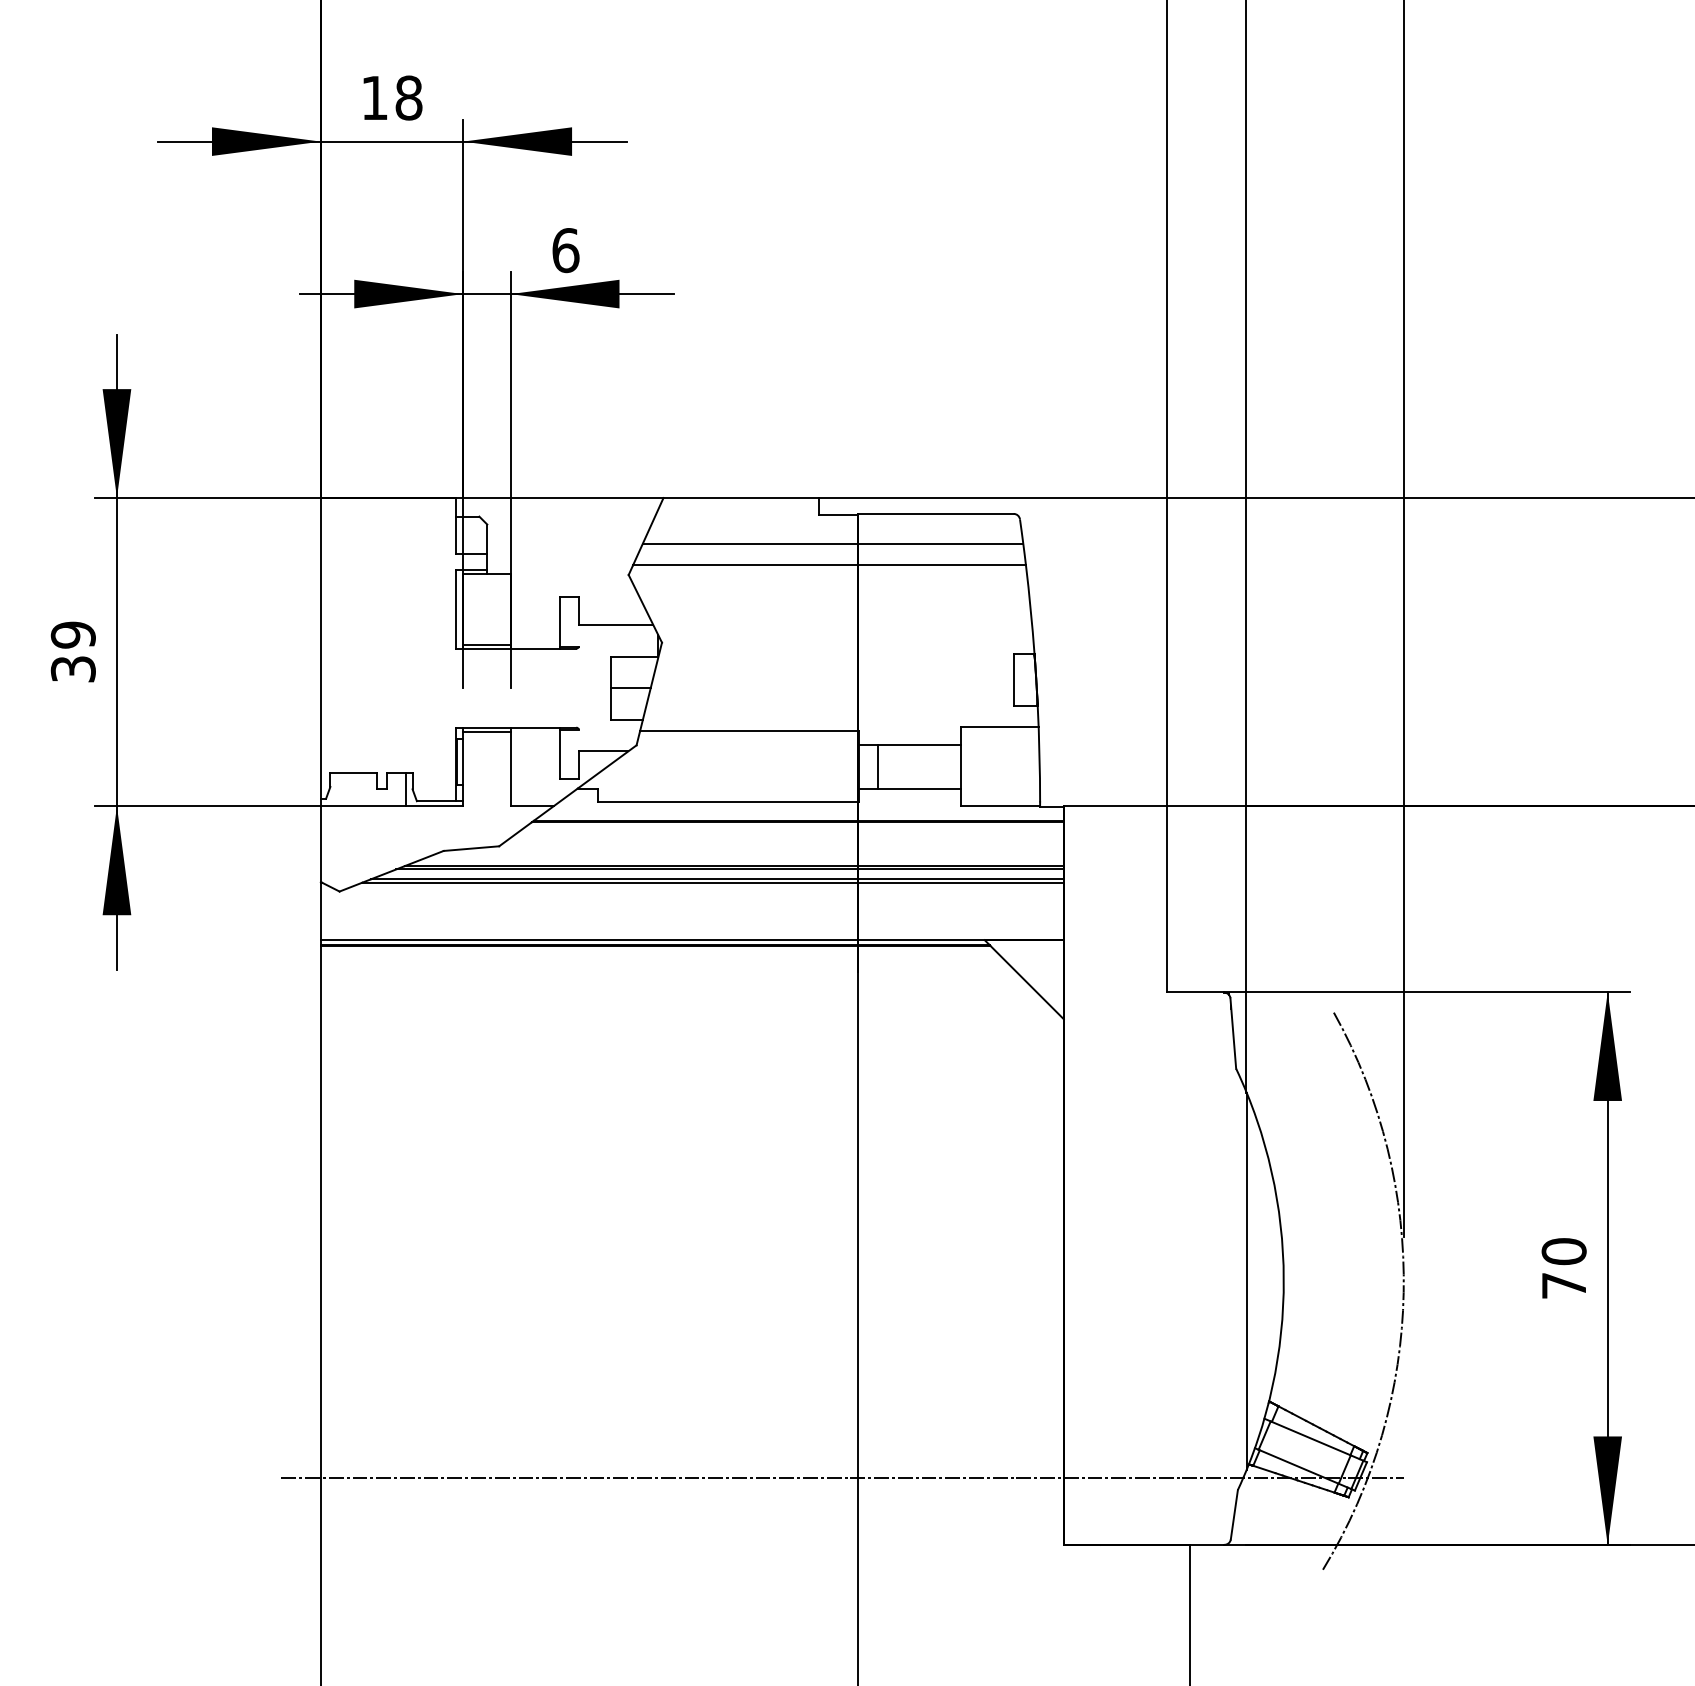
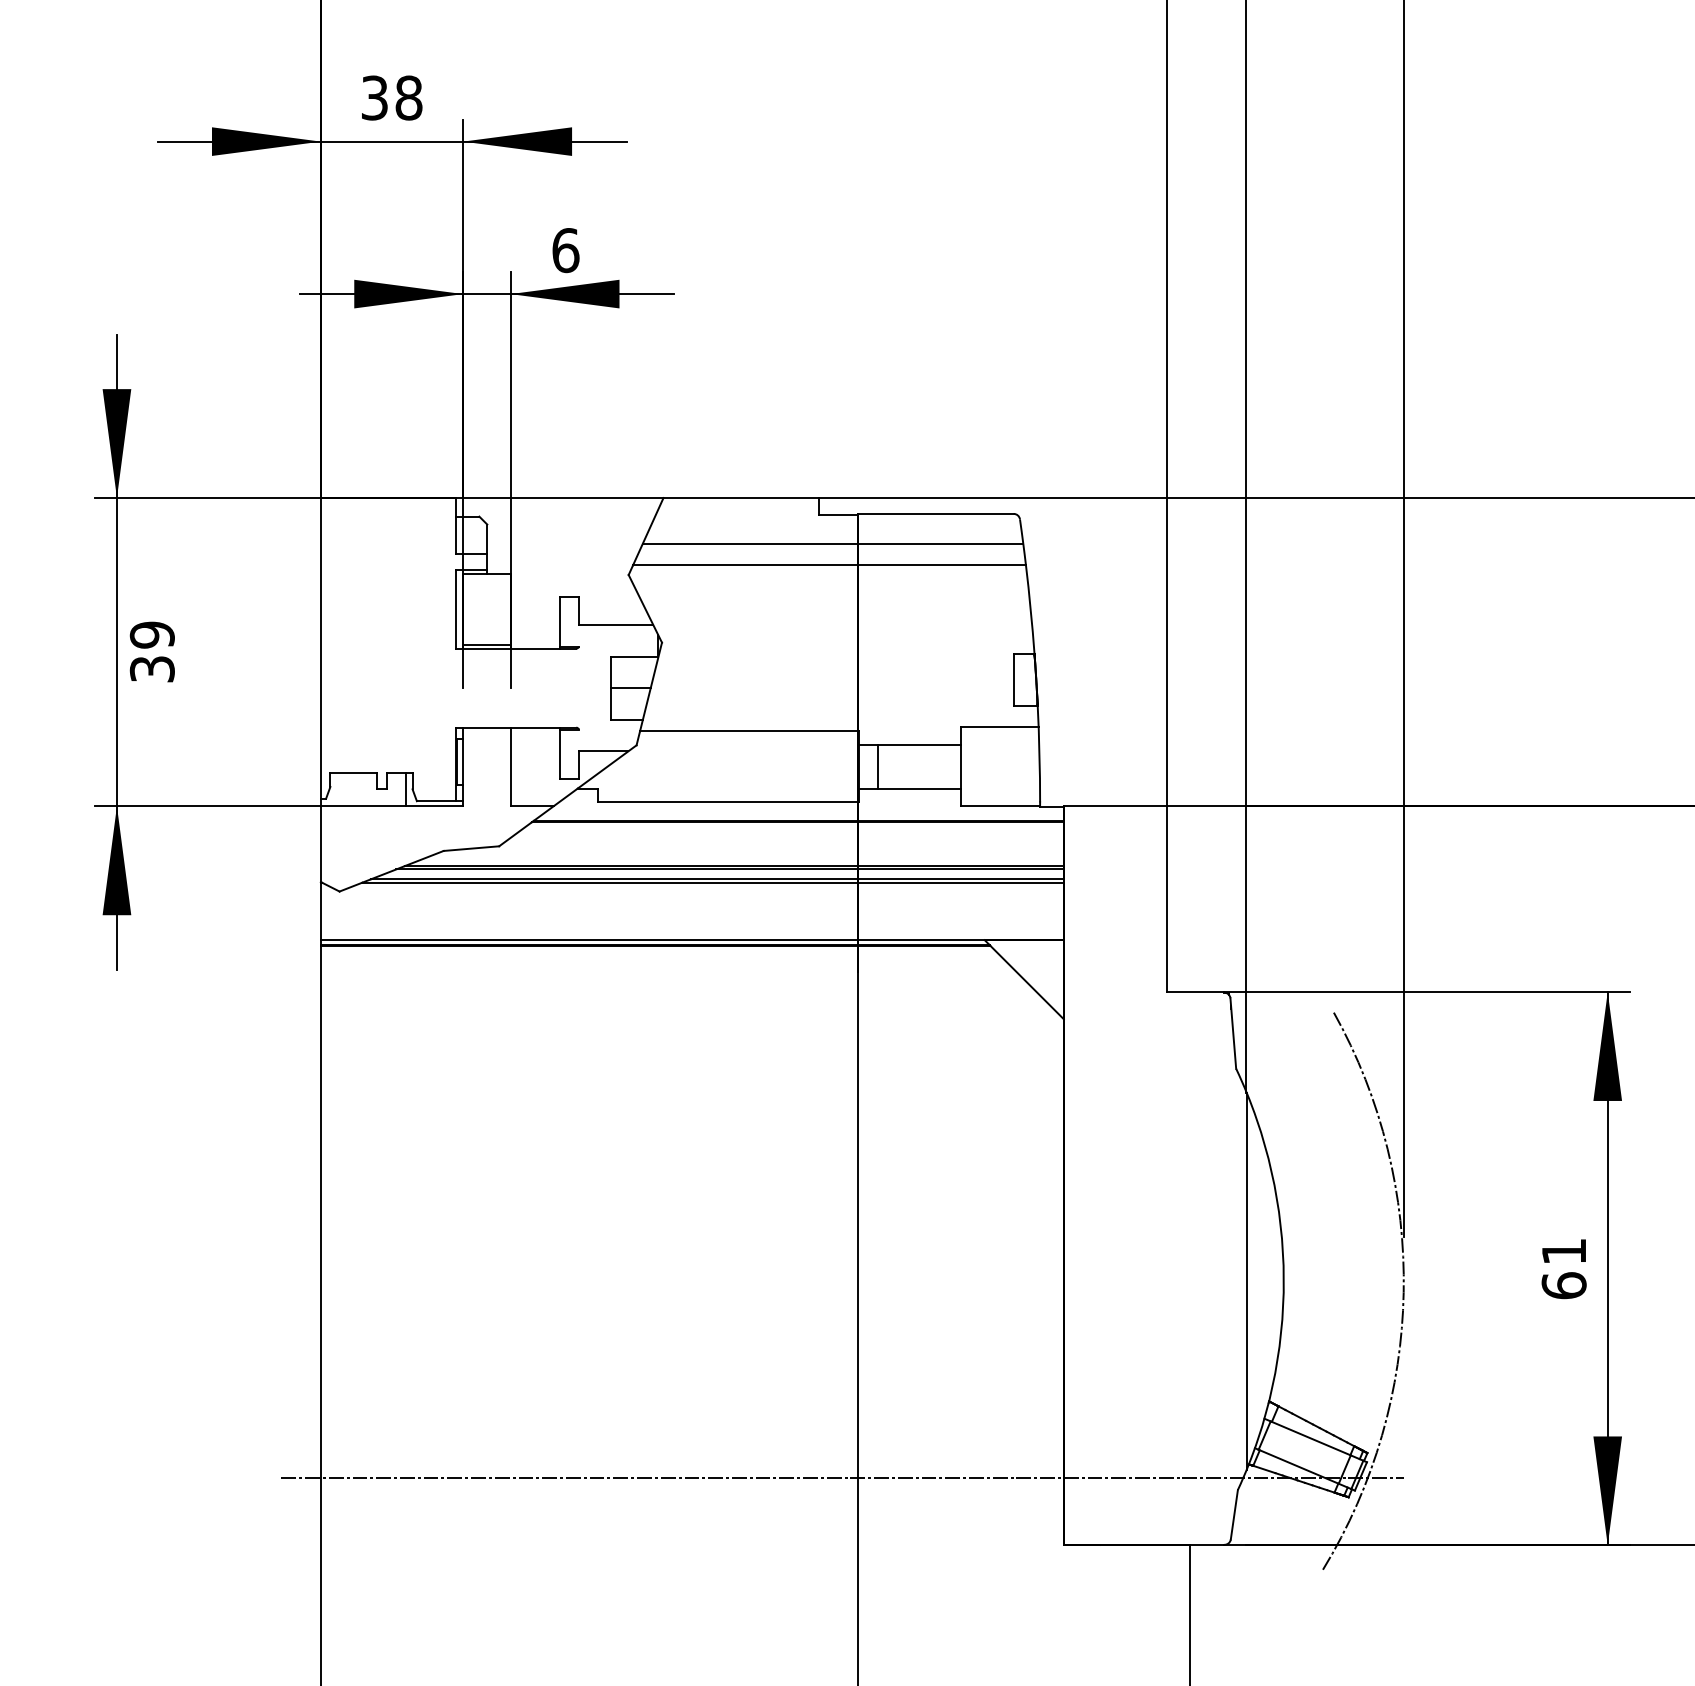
text: 18 -> 38 (374, 97)
text position: (72, 651) -> (151, 651) (151, 651)
line: present -> none (486, 731)
text: 70 -> 61 (1563, 1268)
